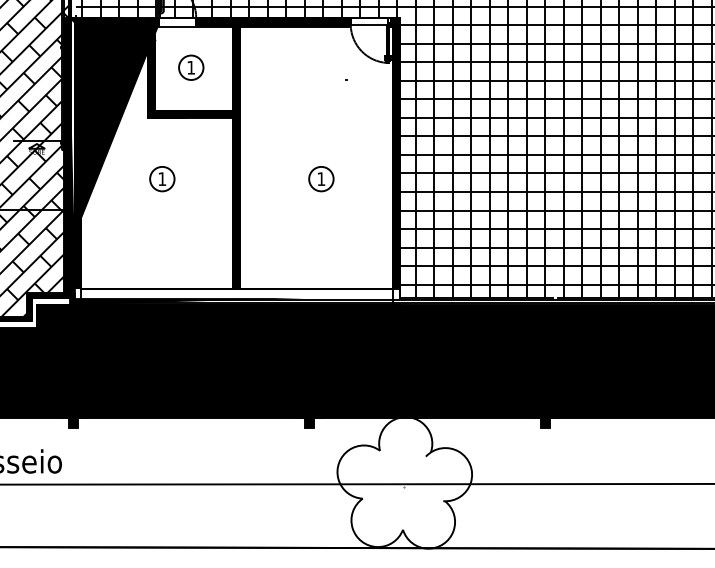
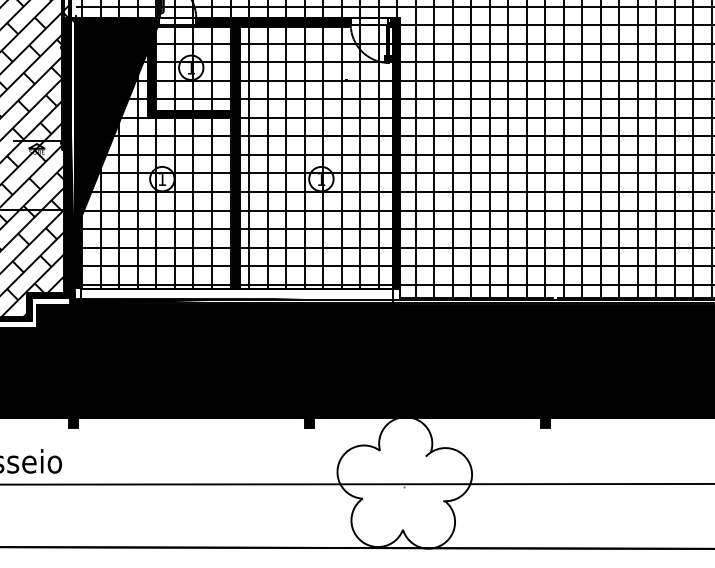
hatch: none -> present (236, 153)
